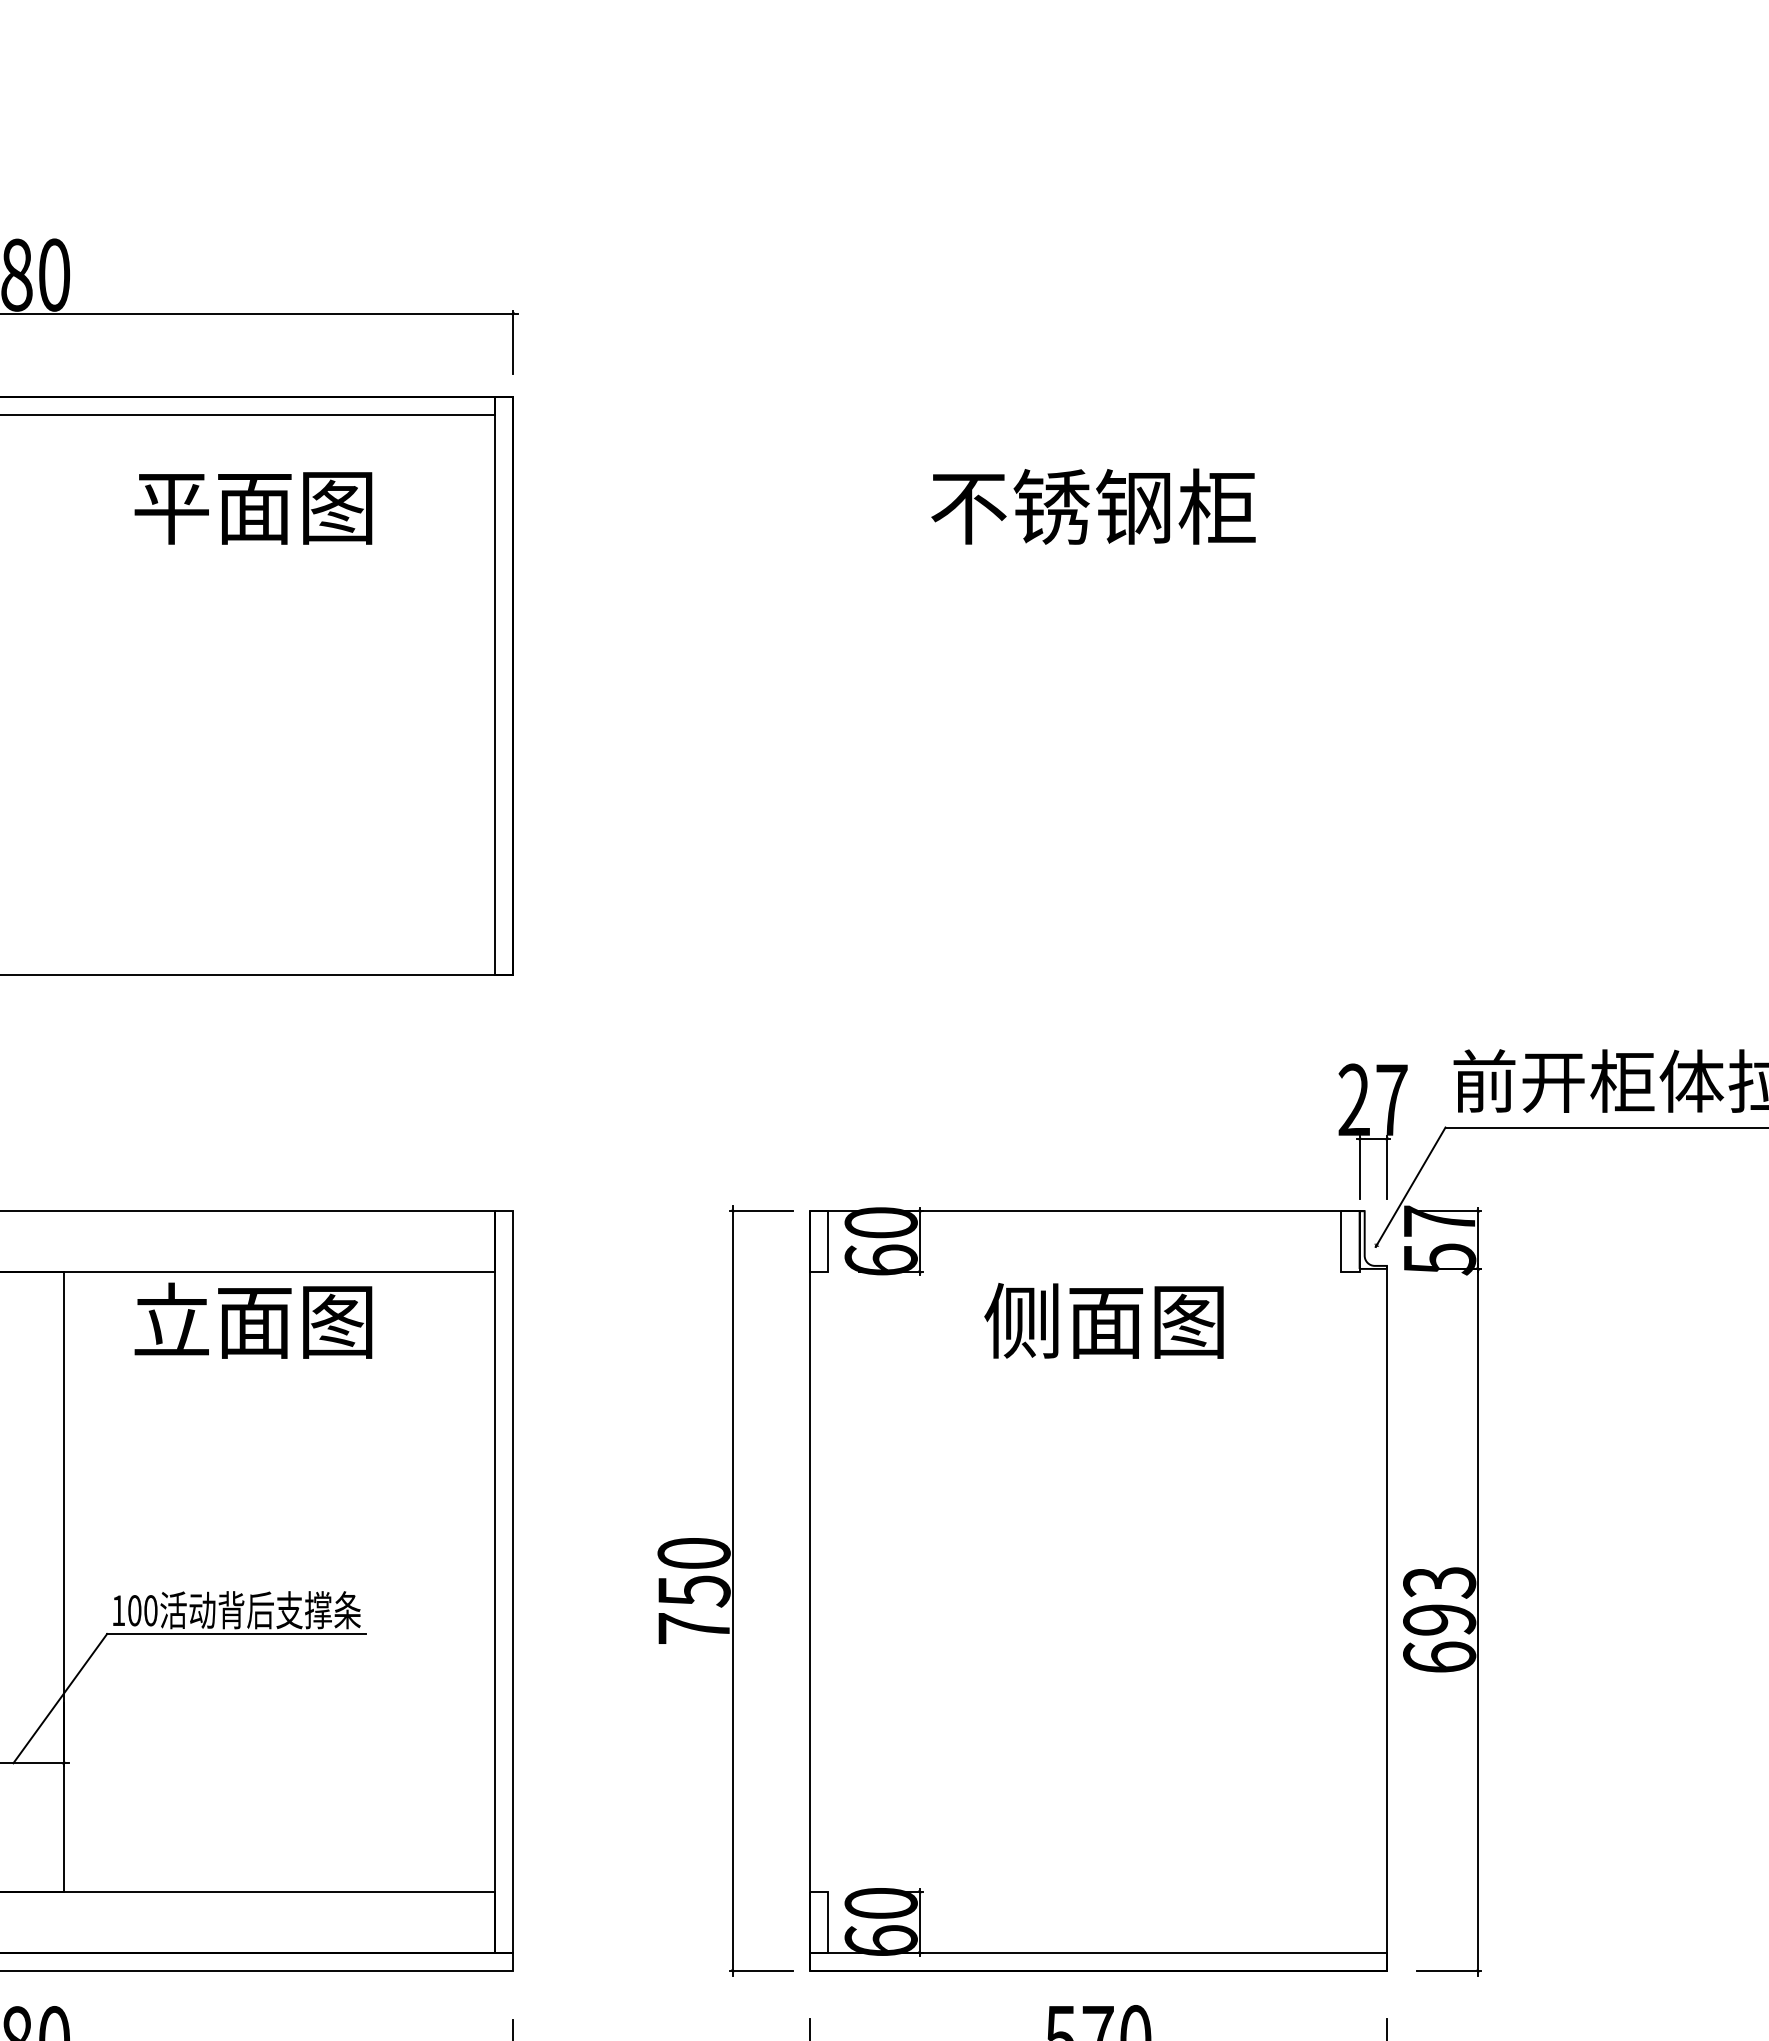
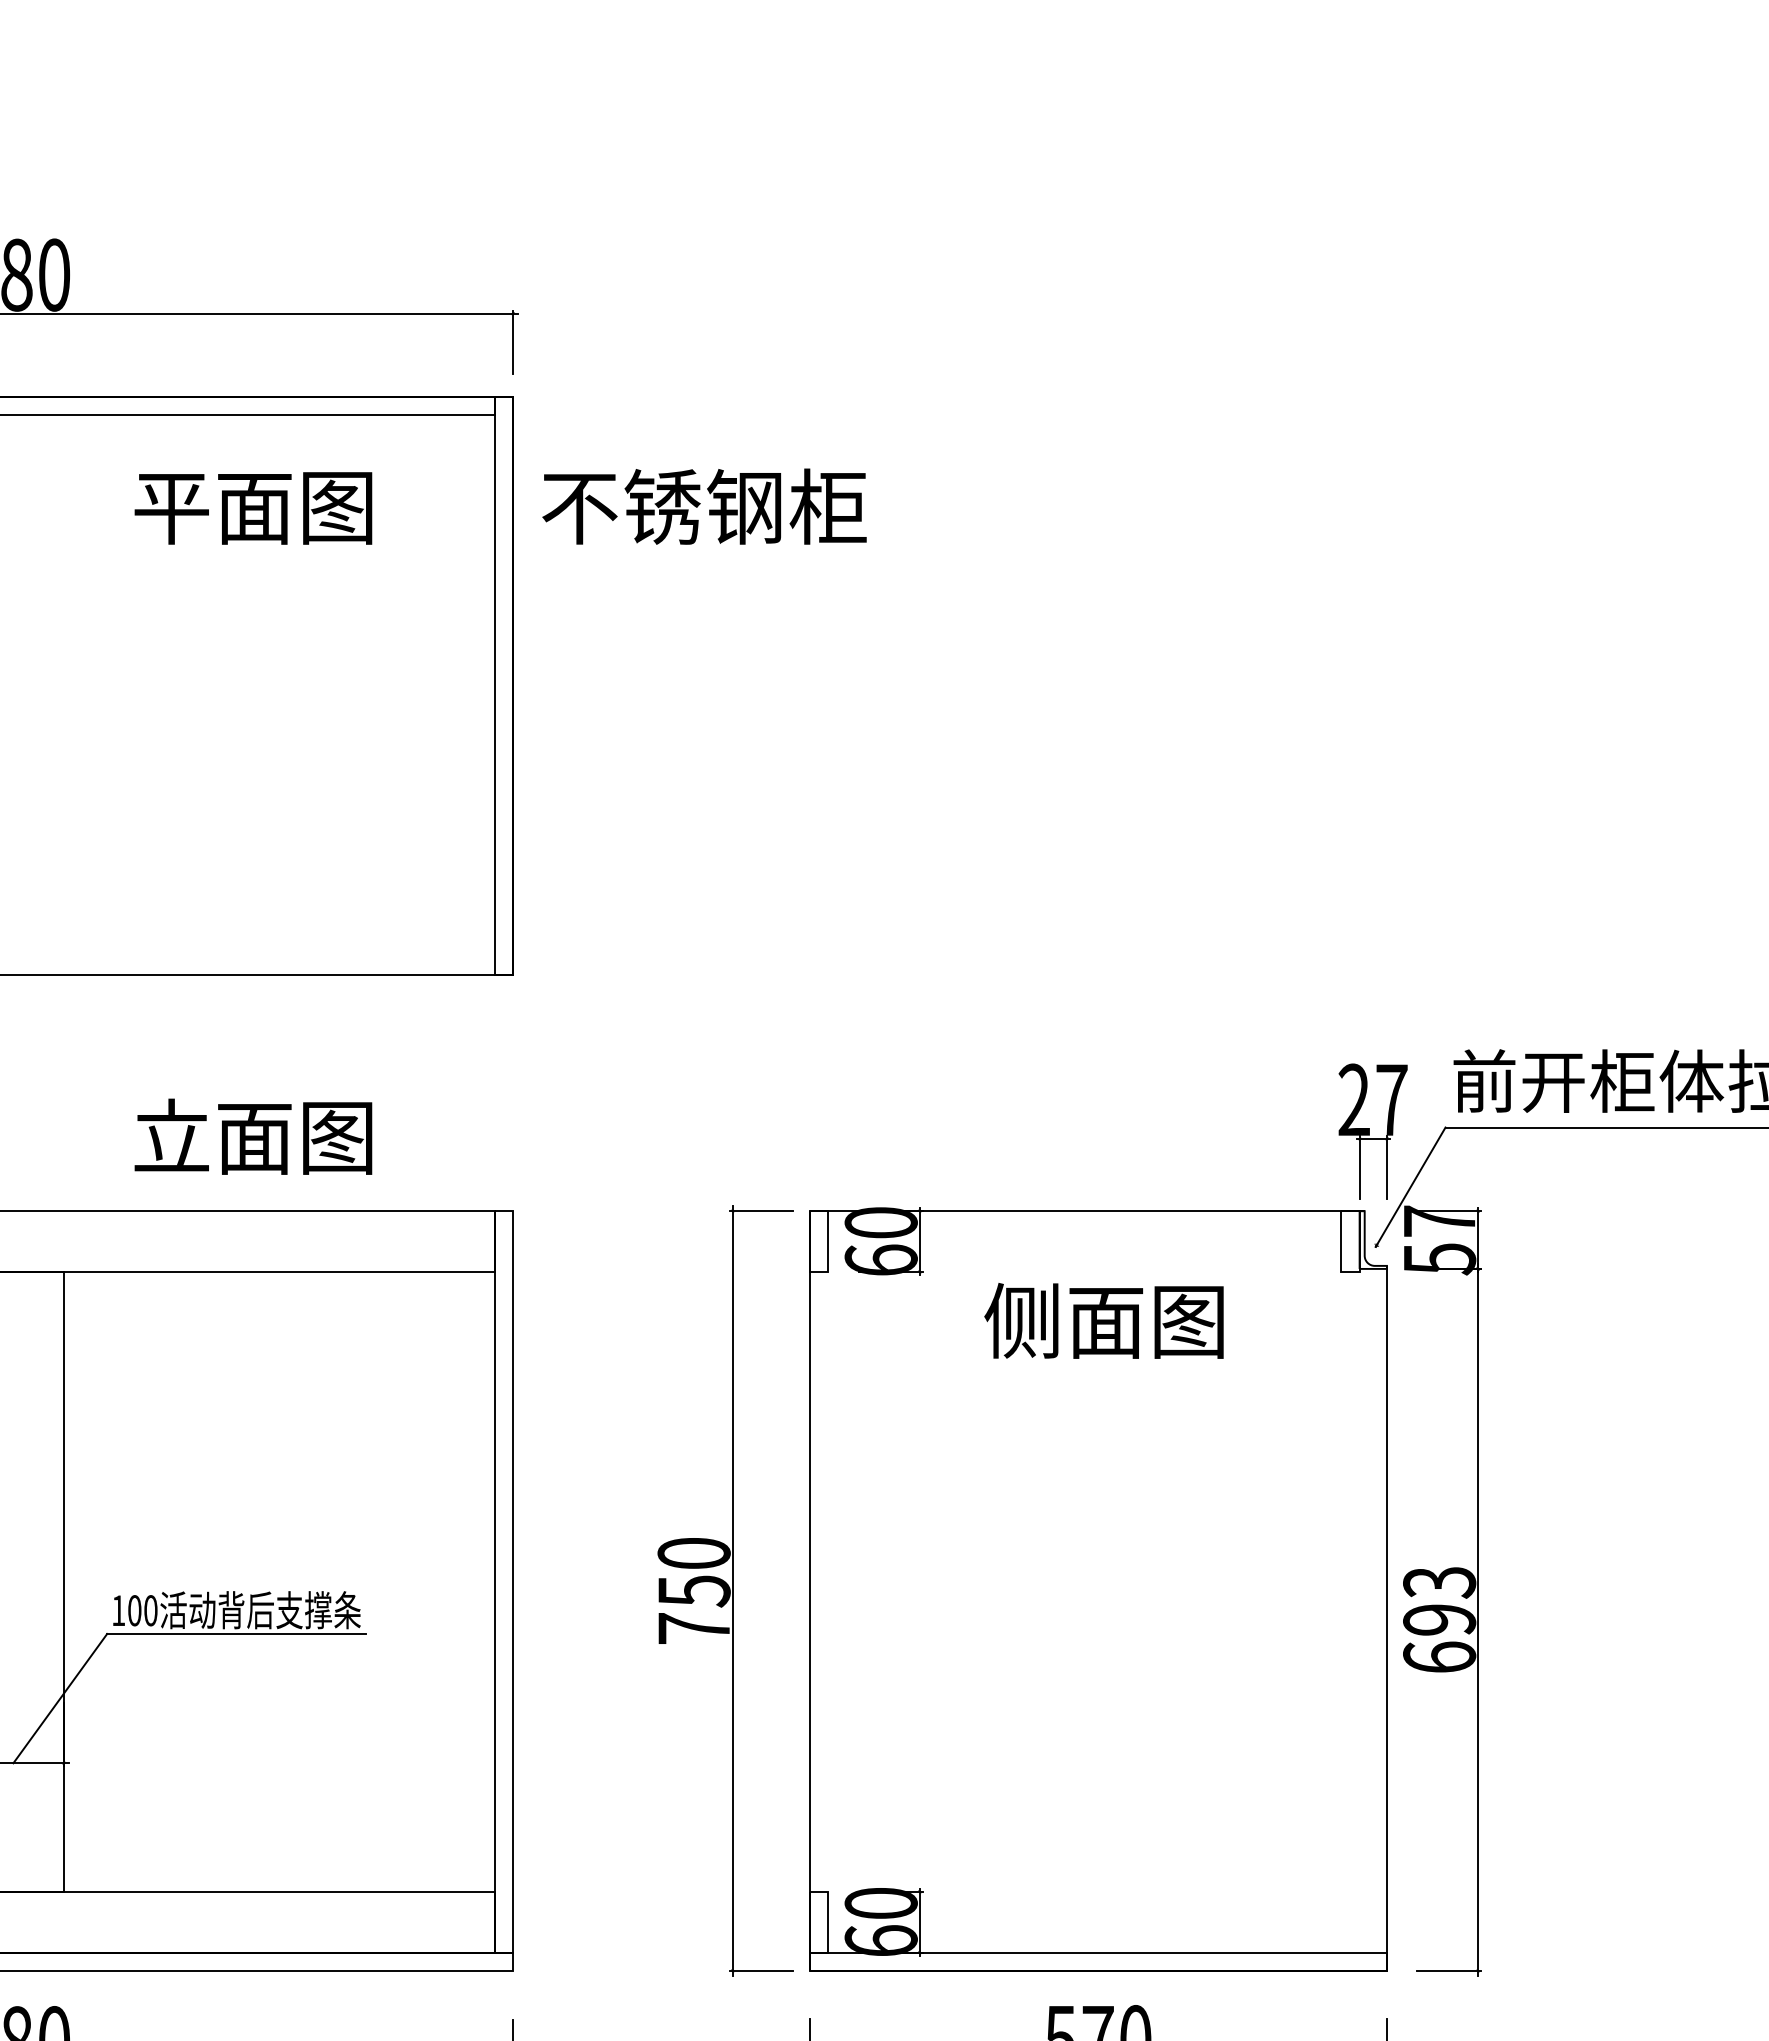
text position: (1093, 506) -> (704, 506) (704, 506)
text position: (253, 1320) -> (253, 1136) (253, 1136)
